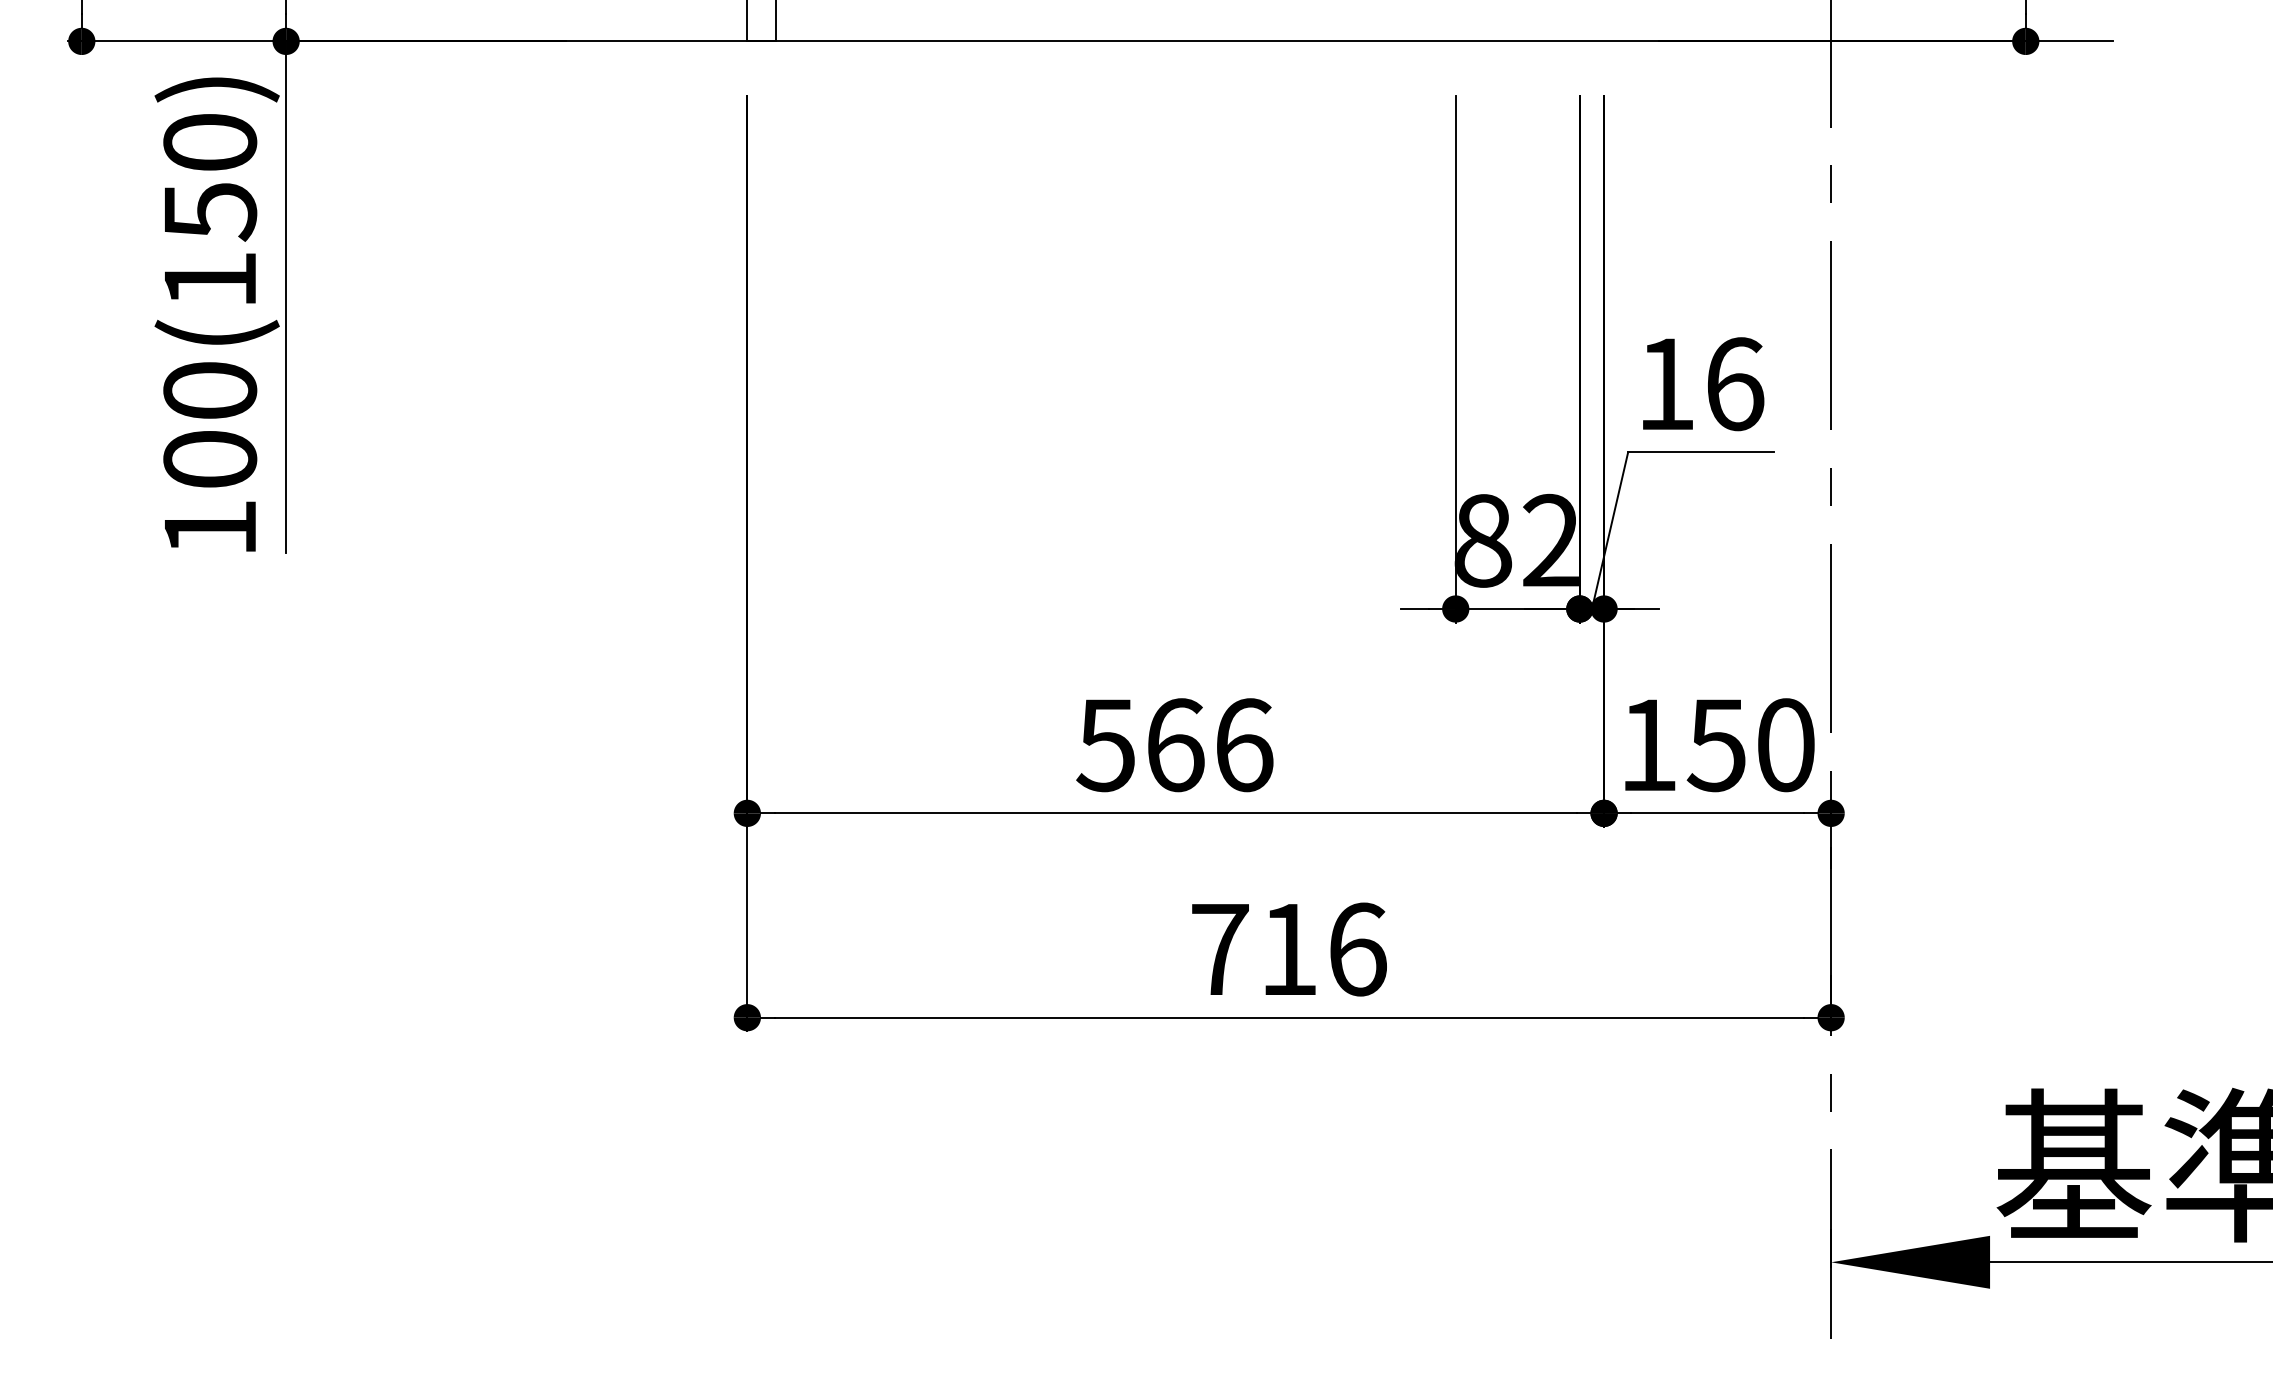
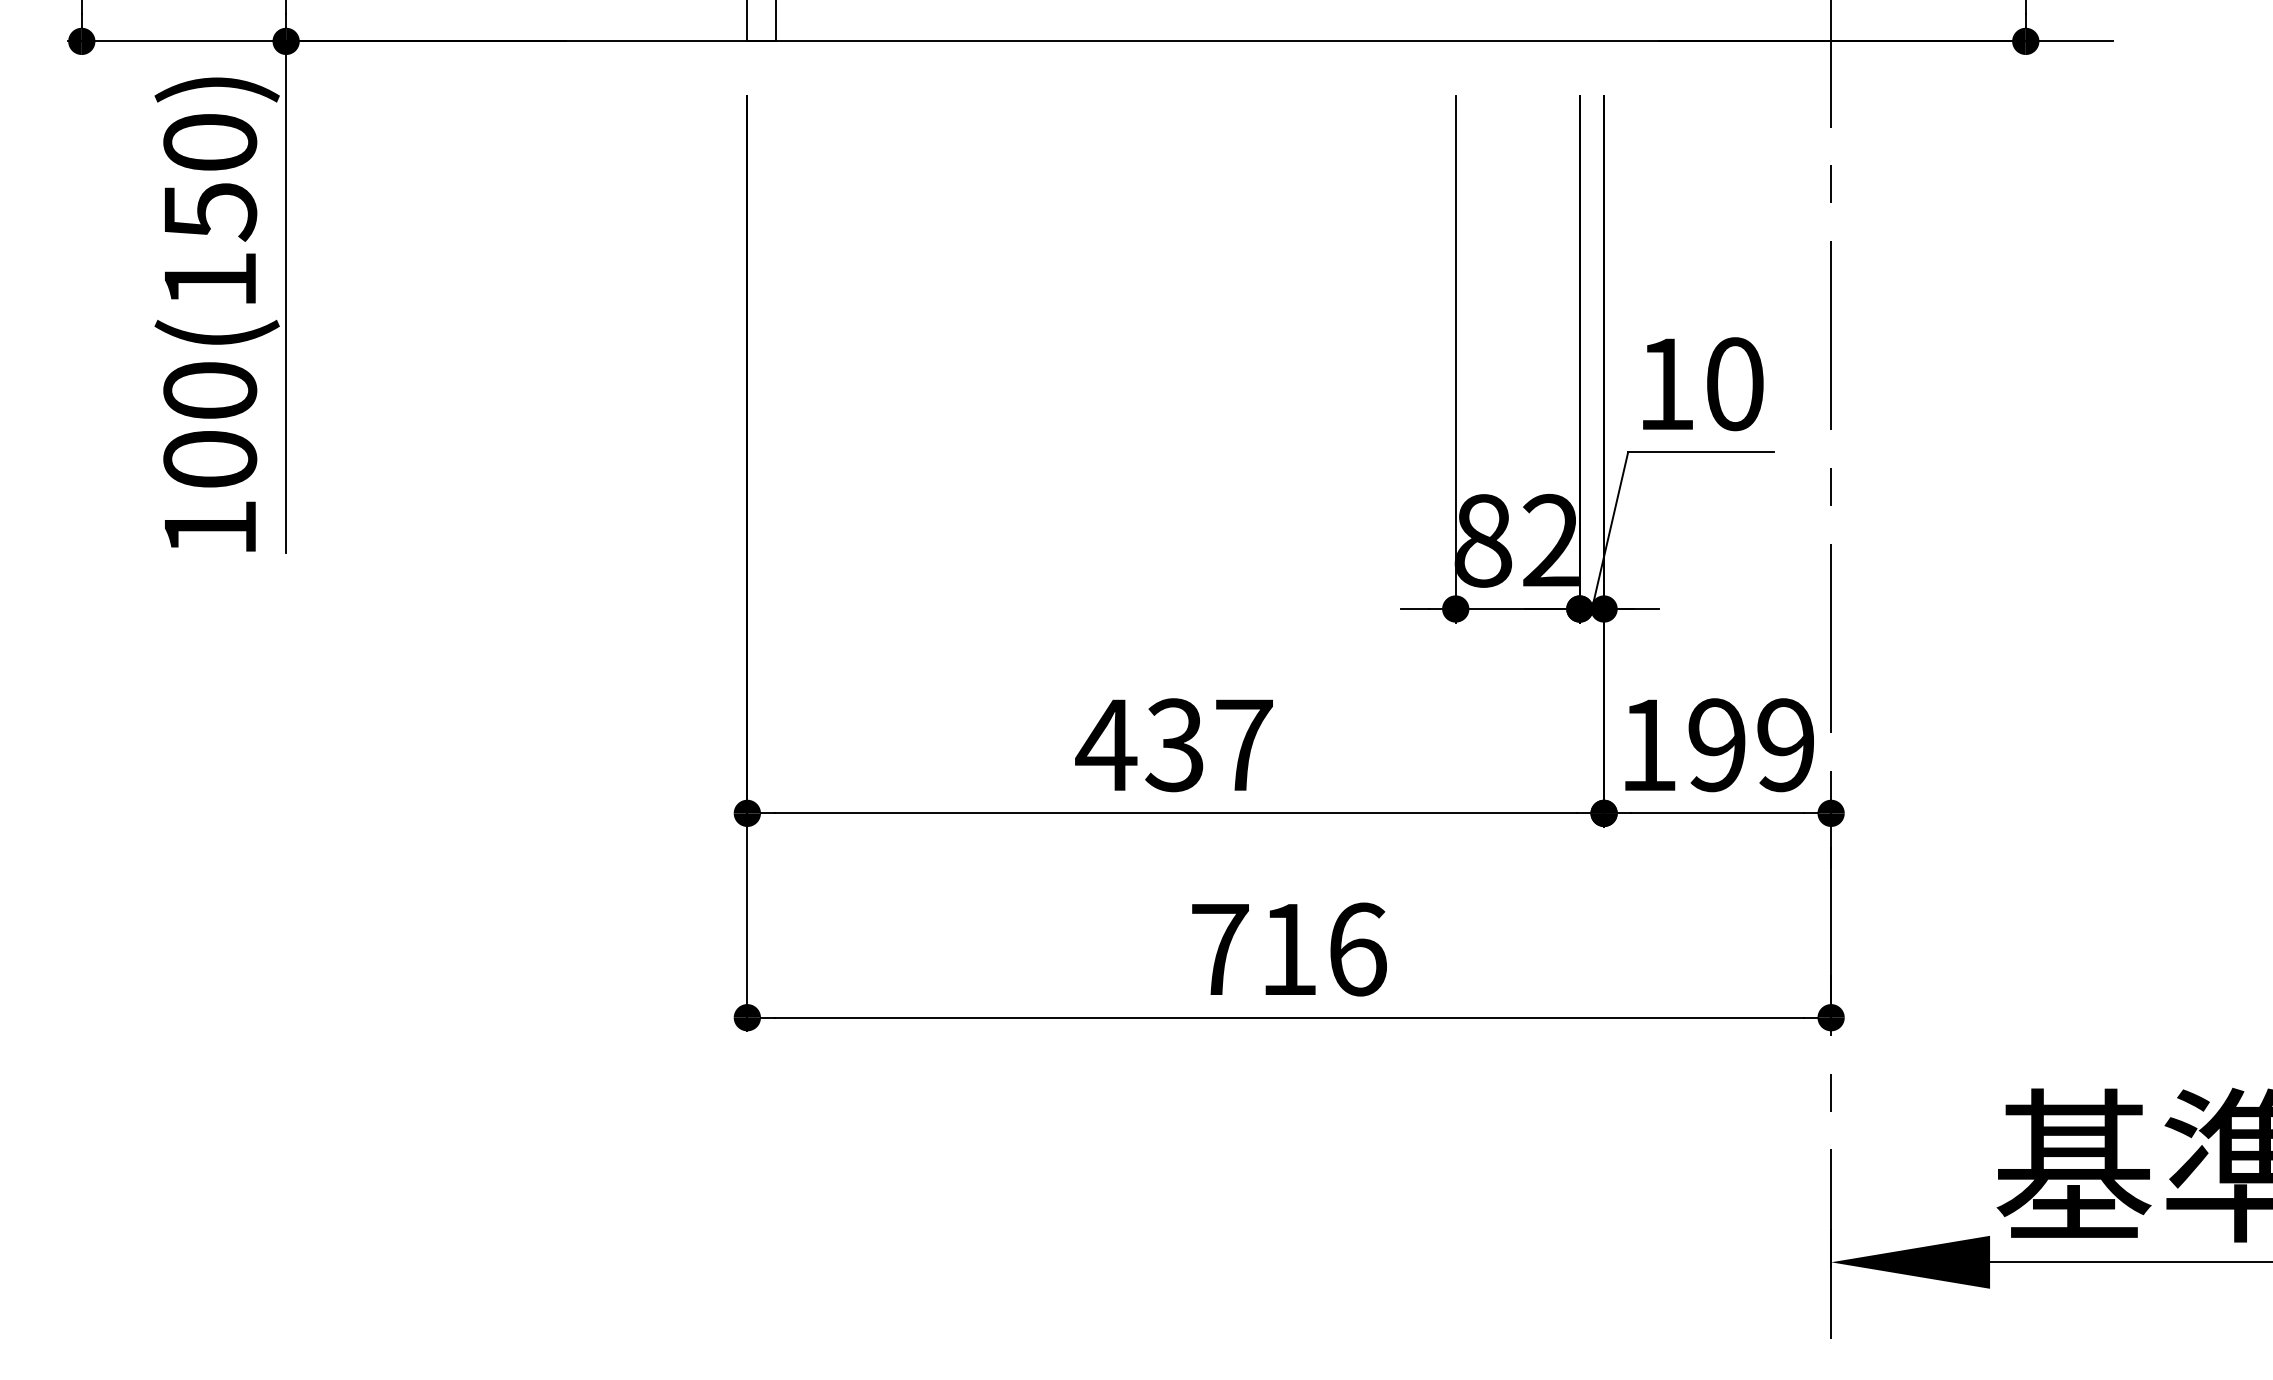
text: 16 -> 10 (1735, 384)
text: 566 -> 437 (1174, 745)
text: 150 -> 199 (1750, 745)
